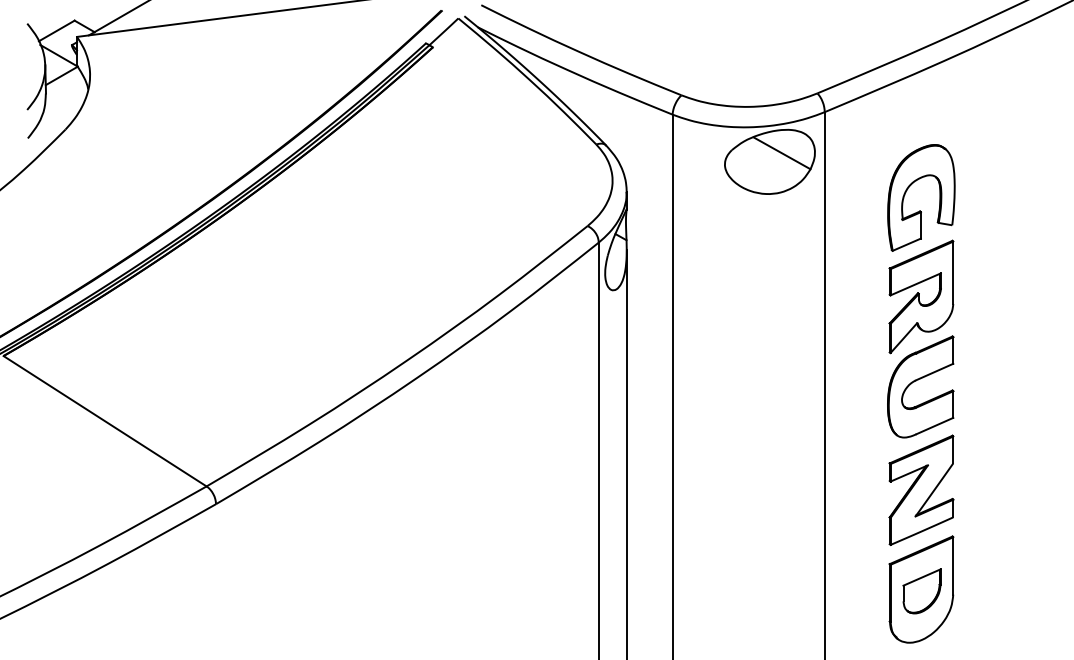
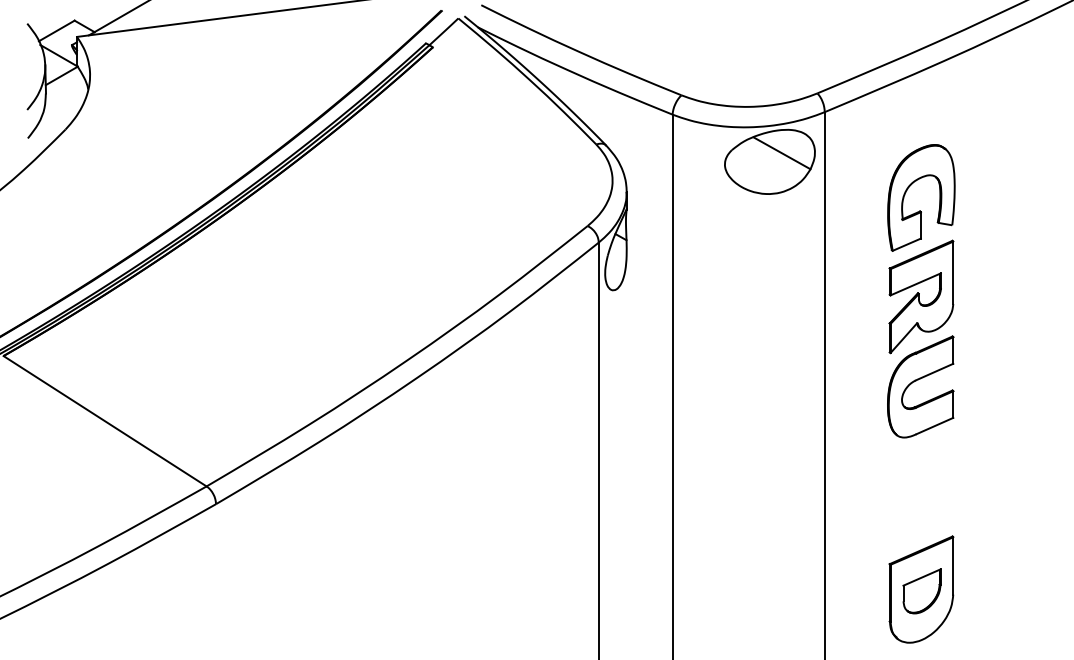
line: present -> none (626, 452)
part: present -> none (921, 489)
